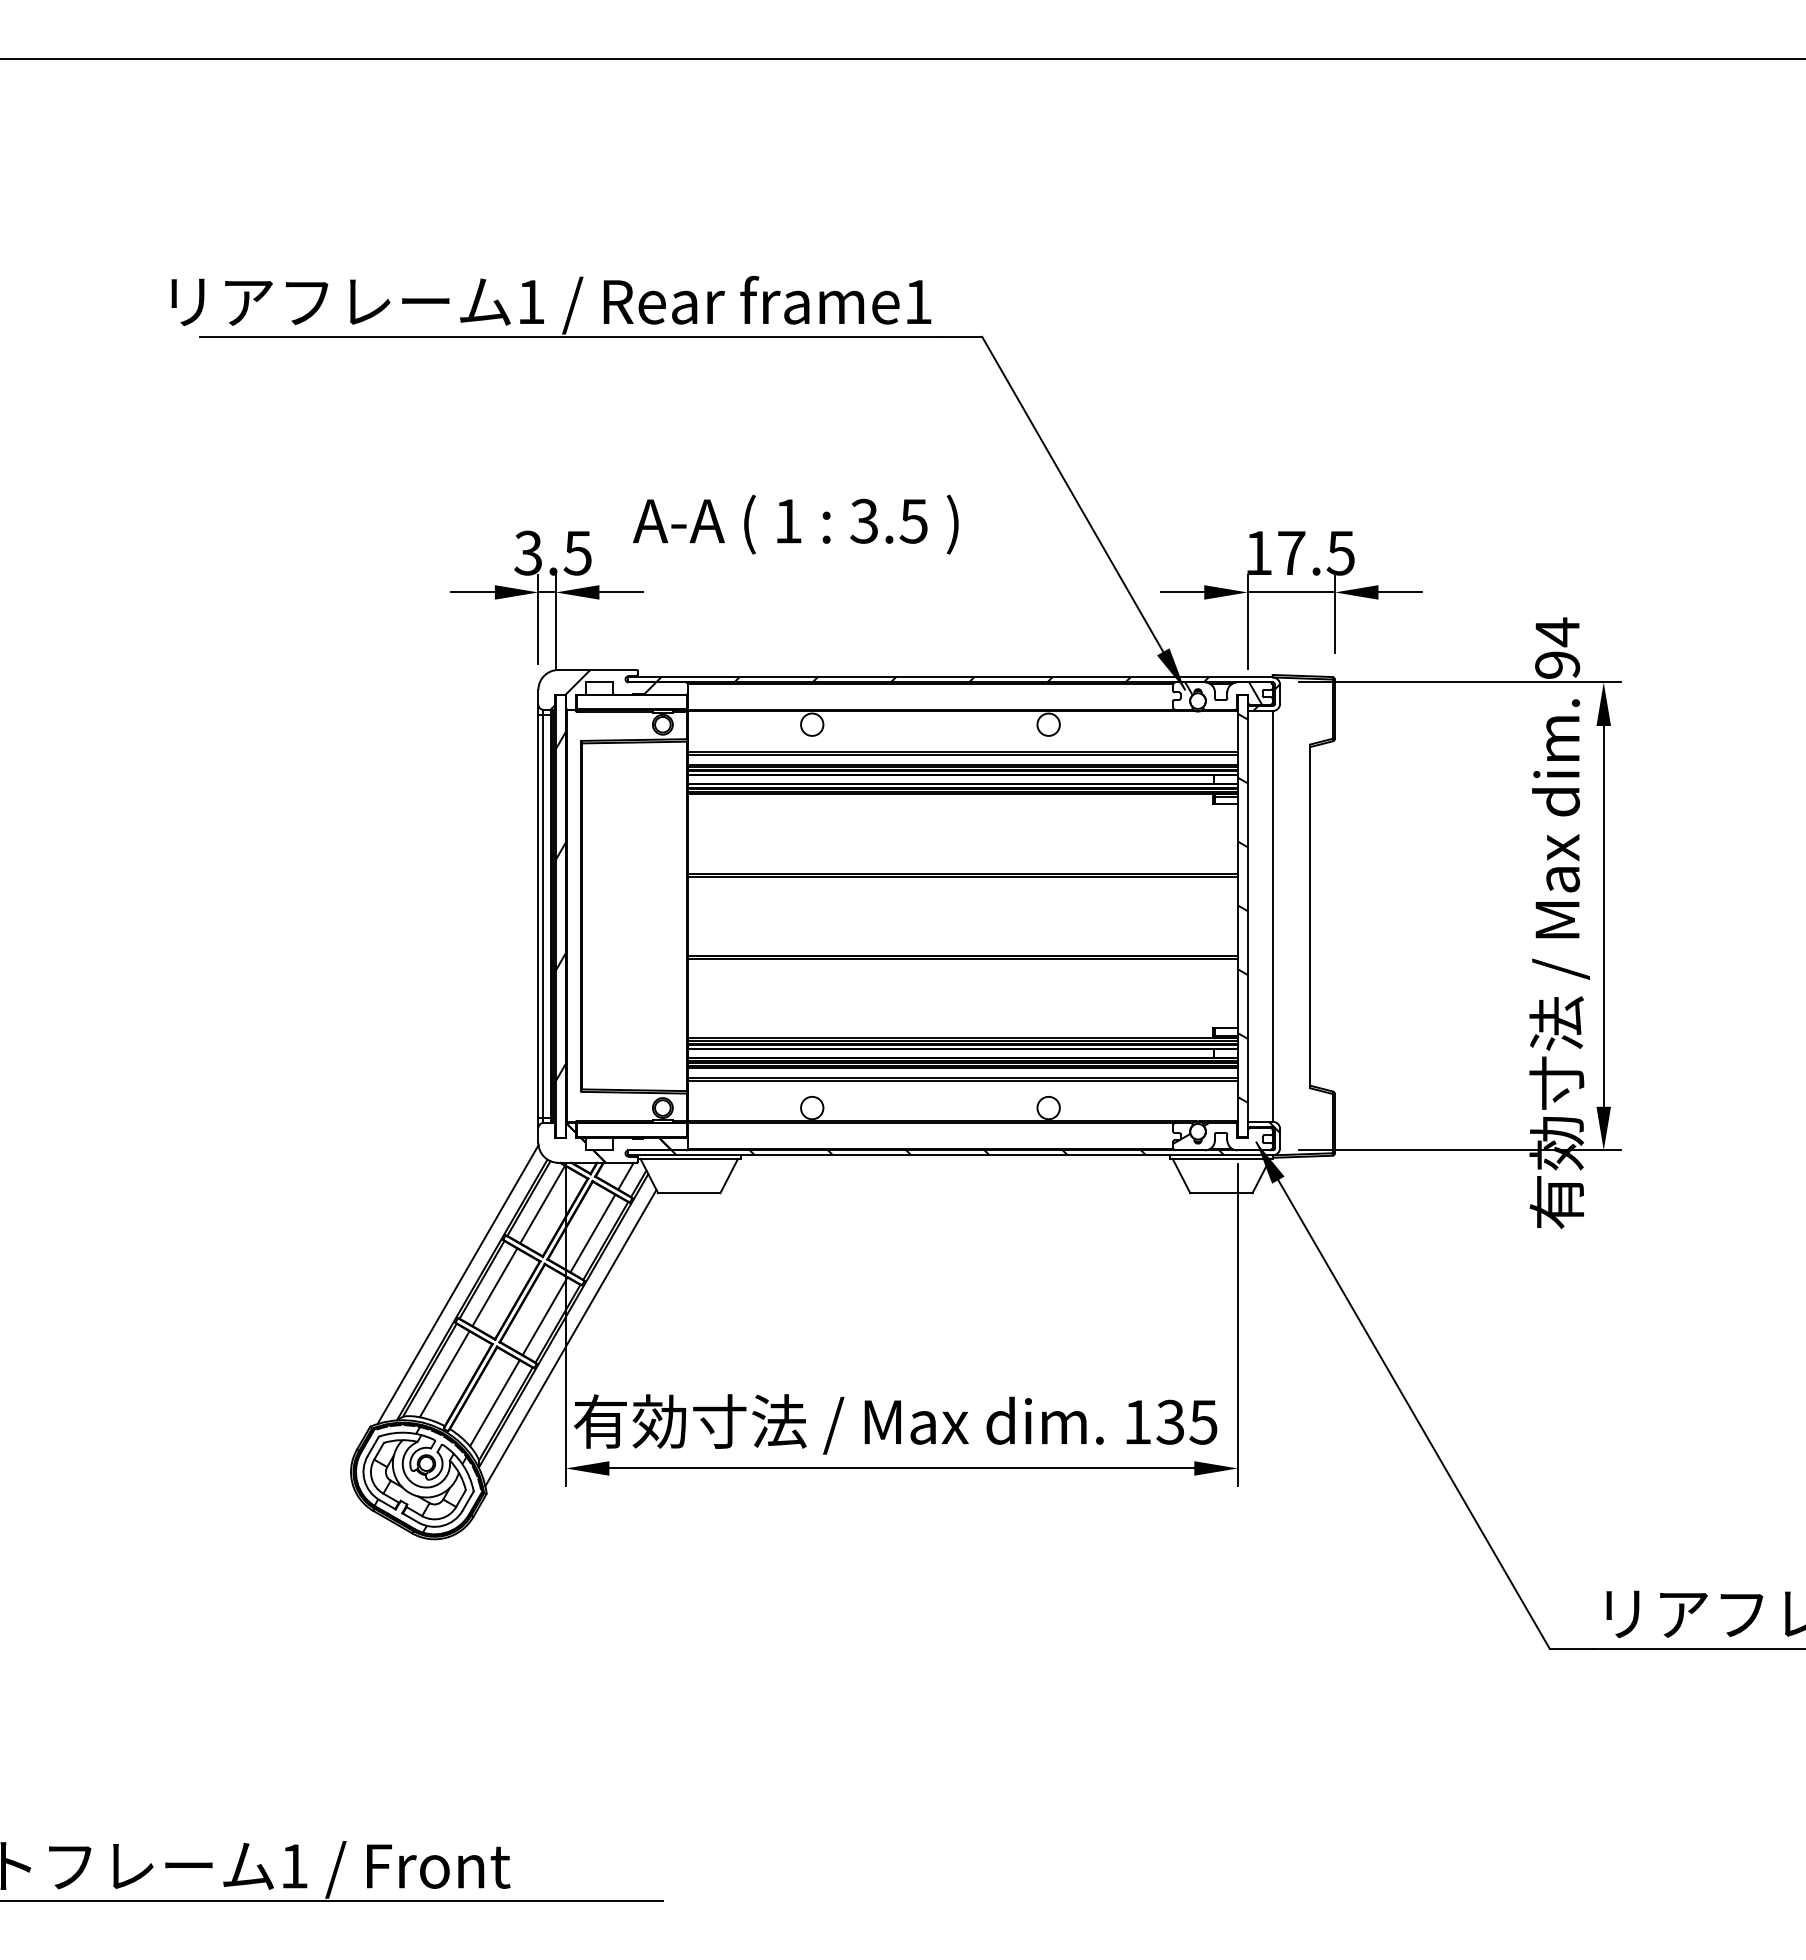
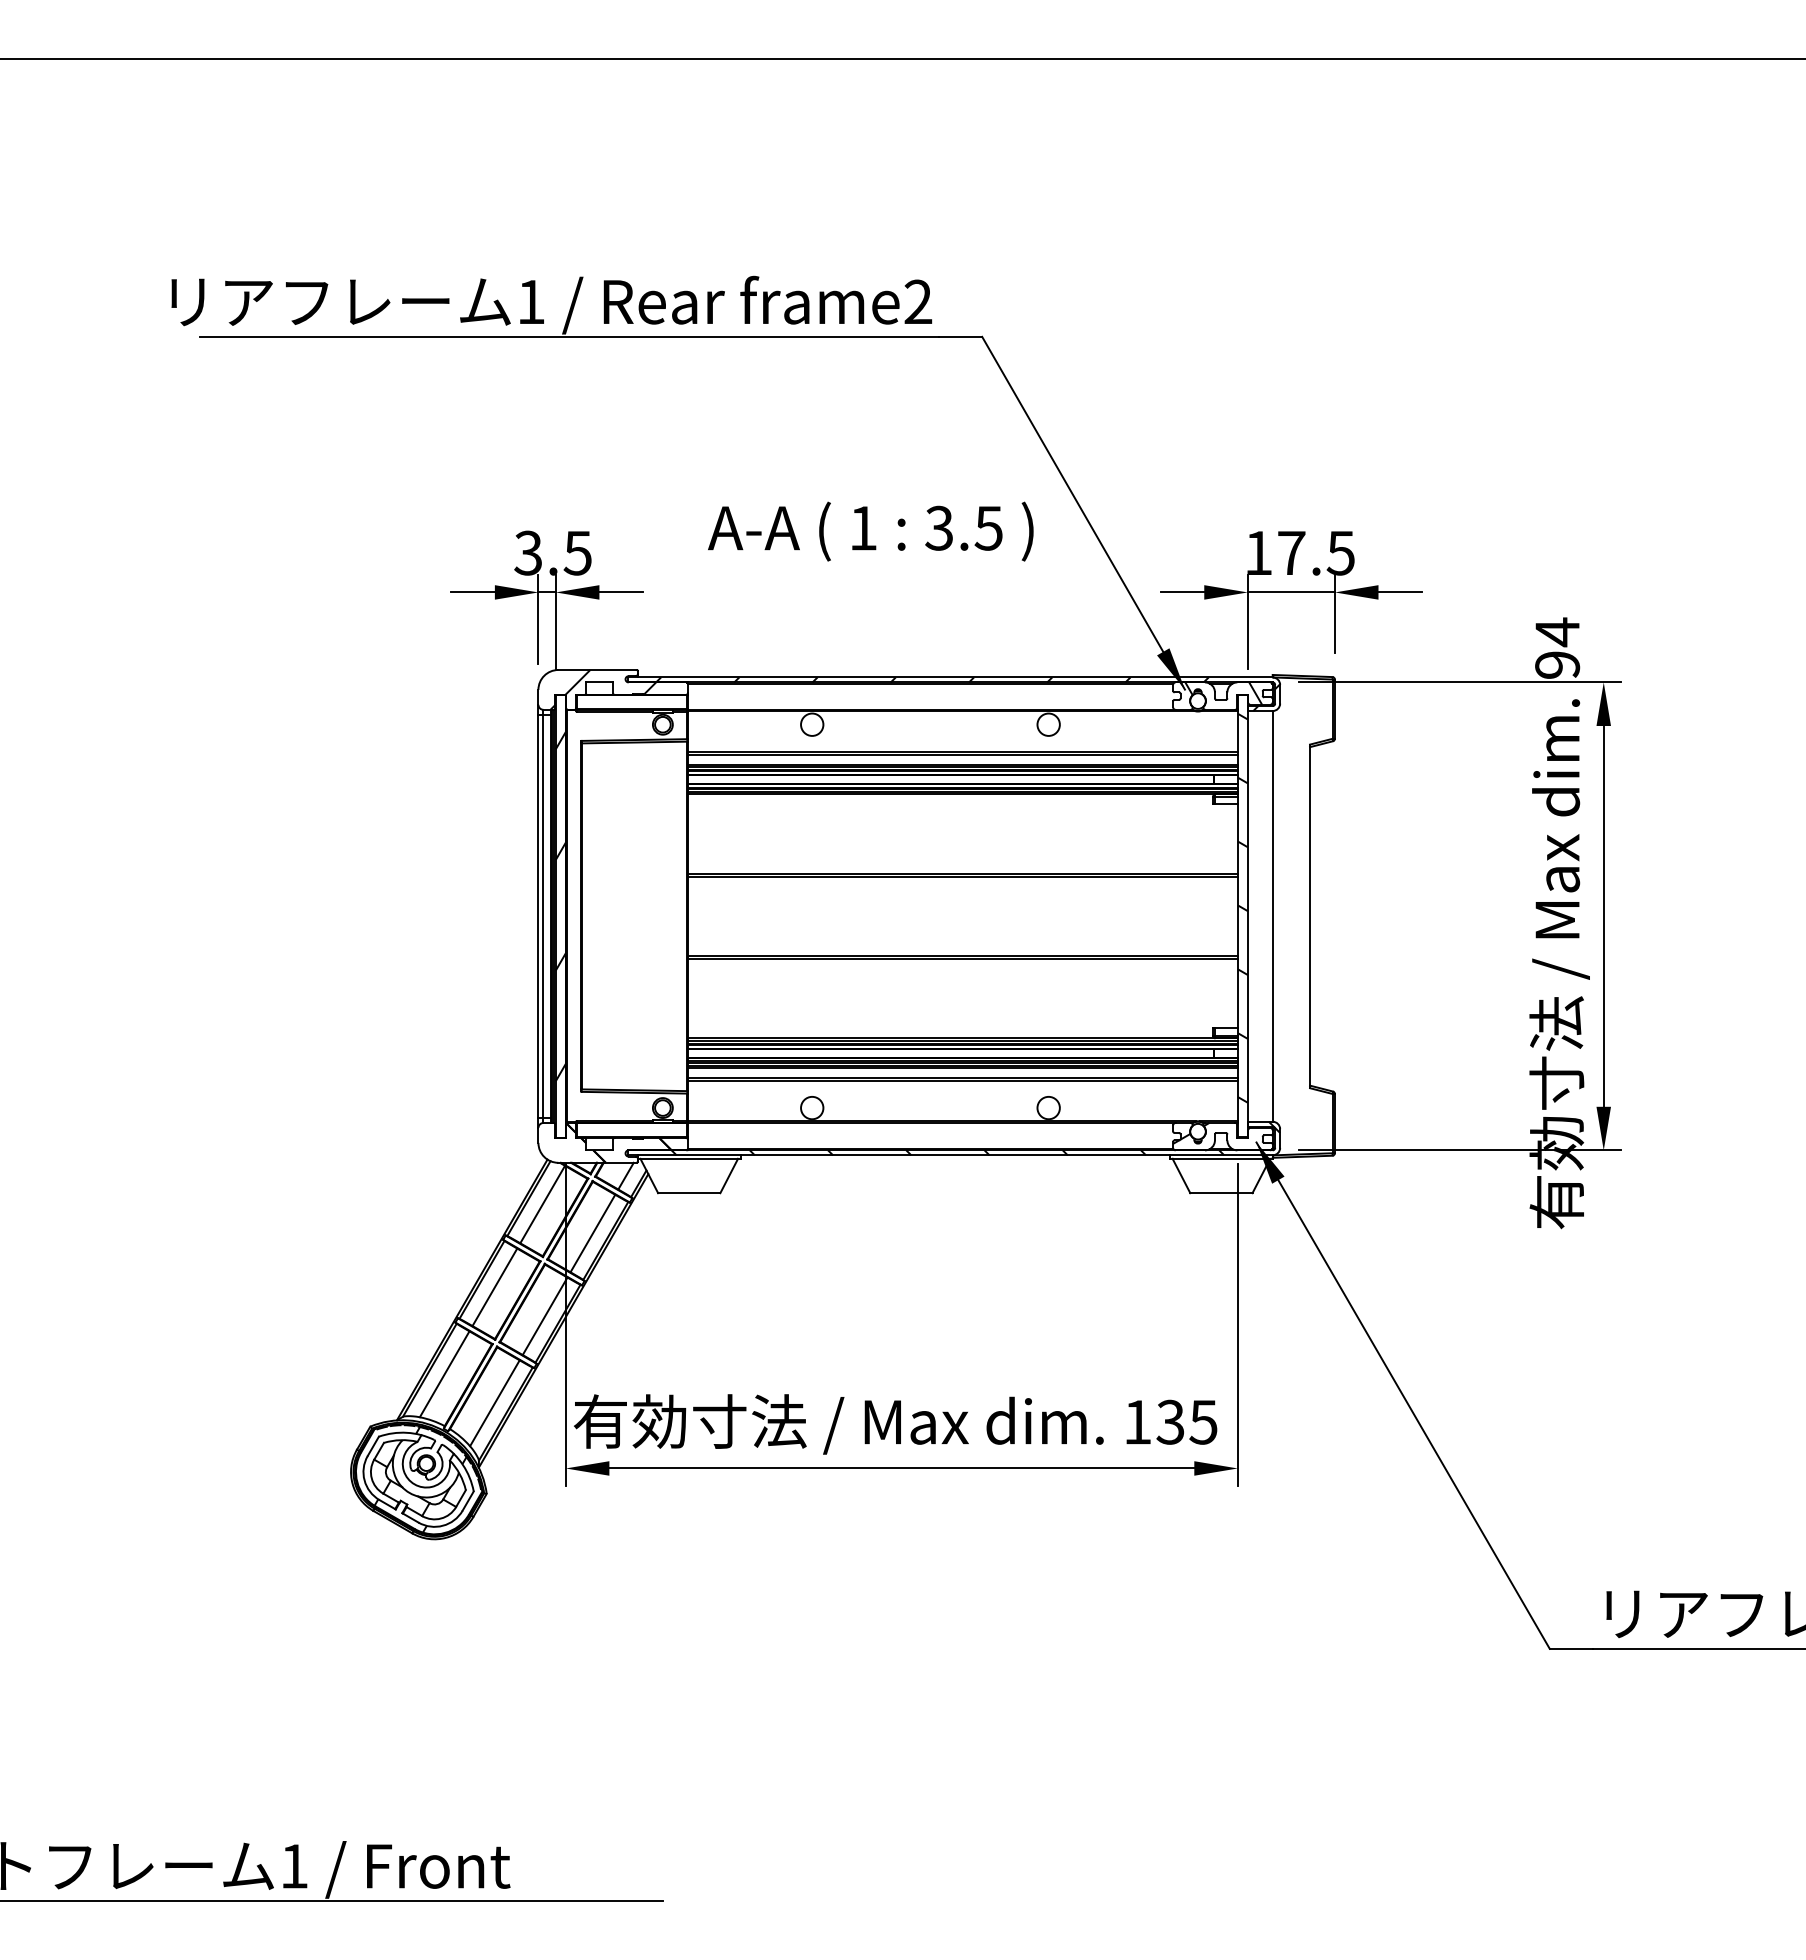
text: frame1 -> frame2 (918, 301)
text position: (795, 524) -> (870, 531) (870, 531)
line: present -> none (457, 1284)
line: present -> none (570, 1337)
